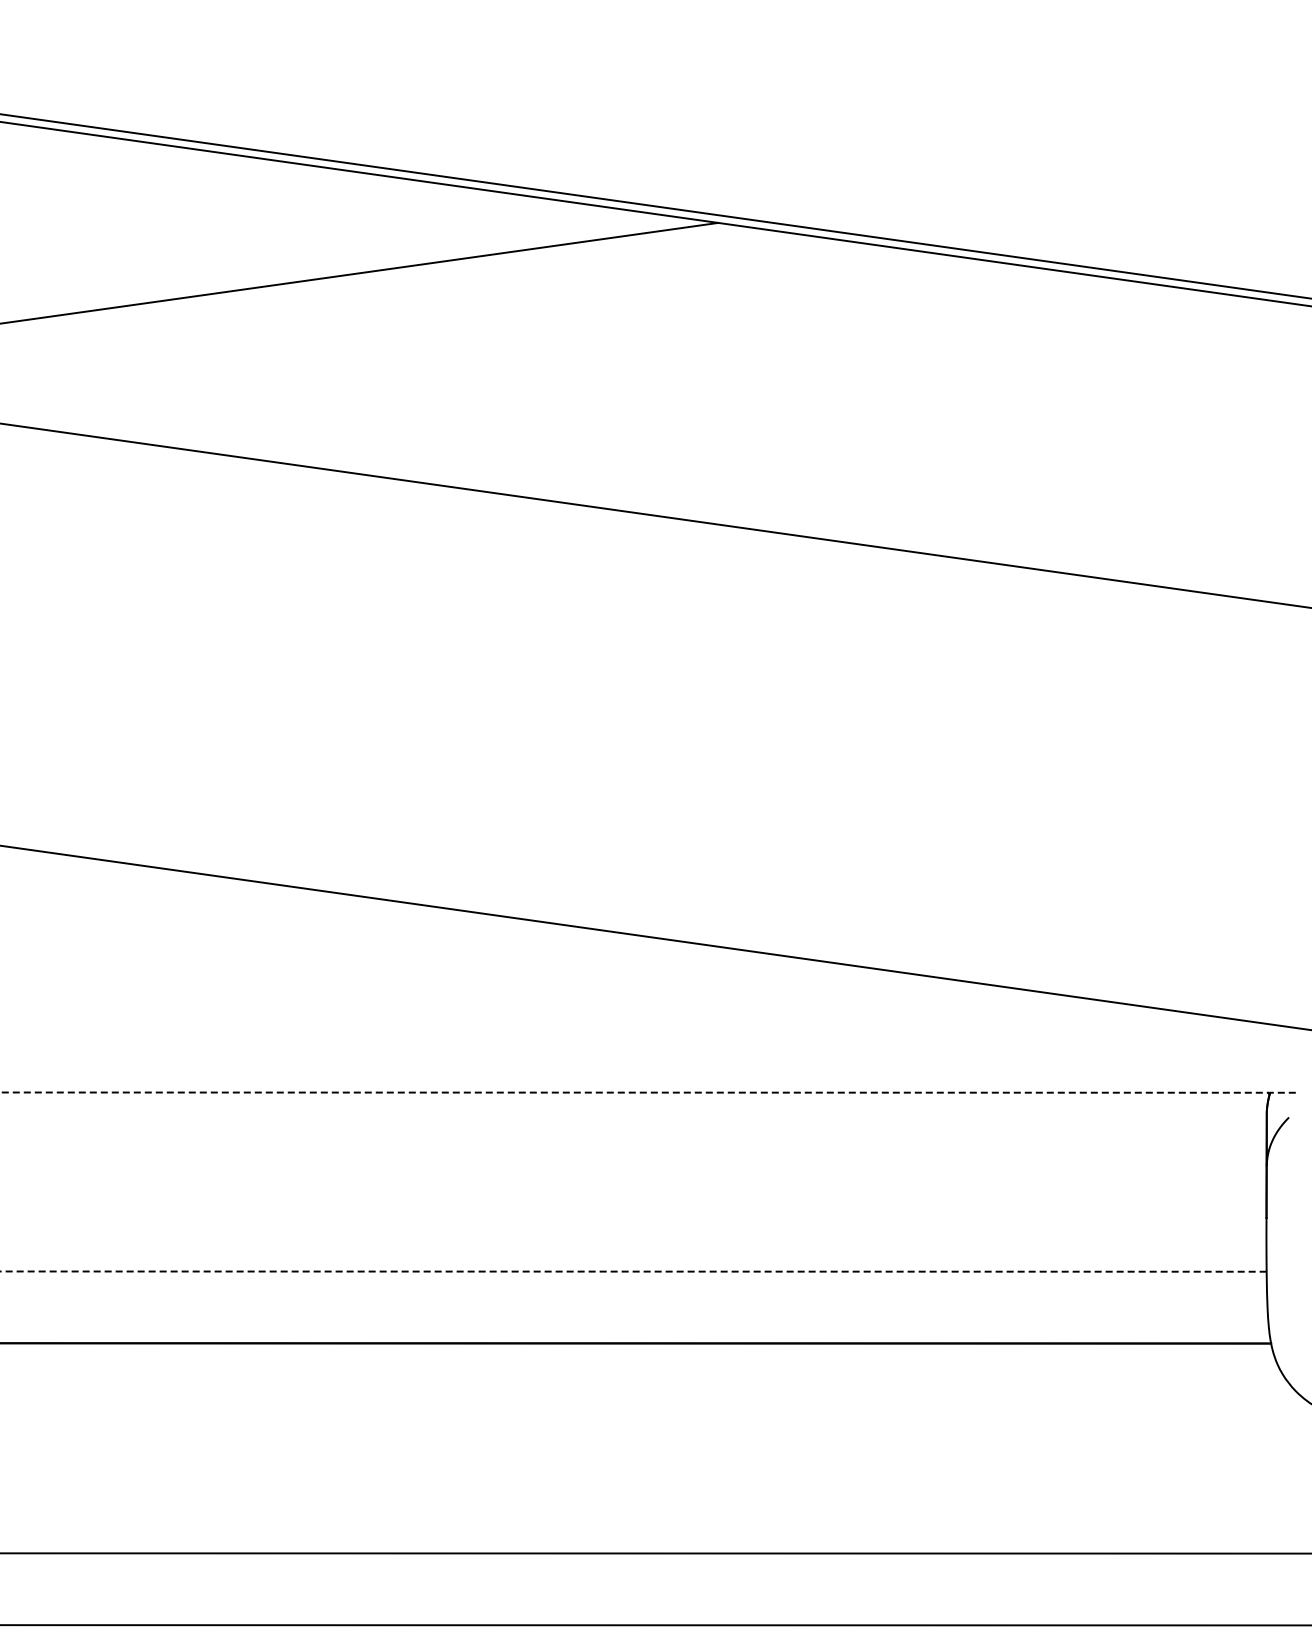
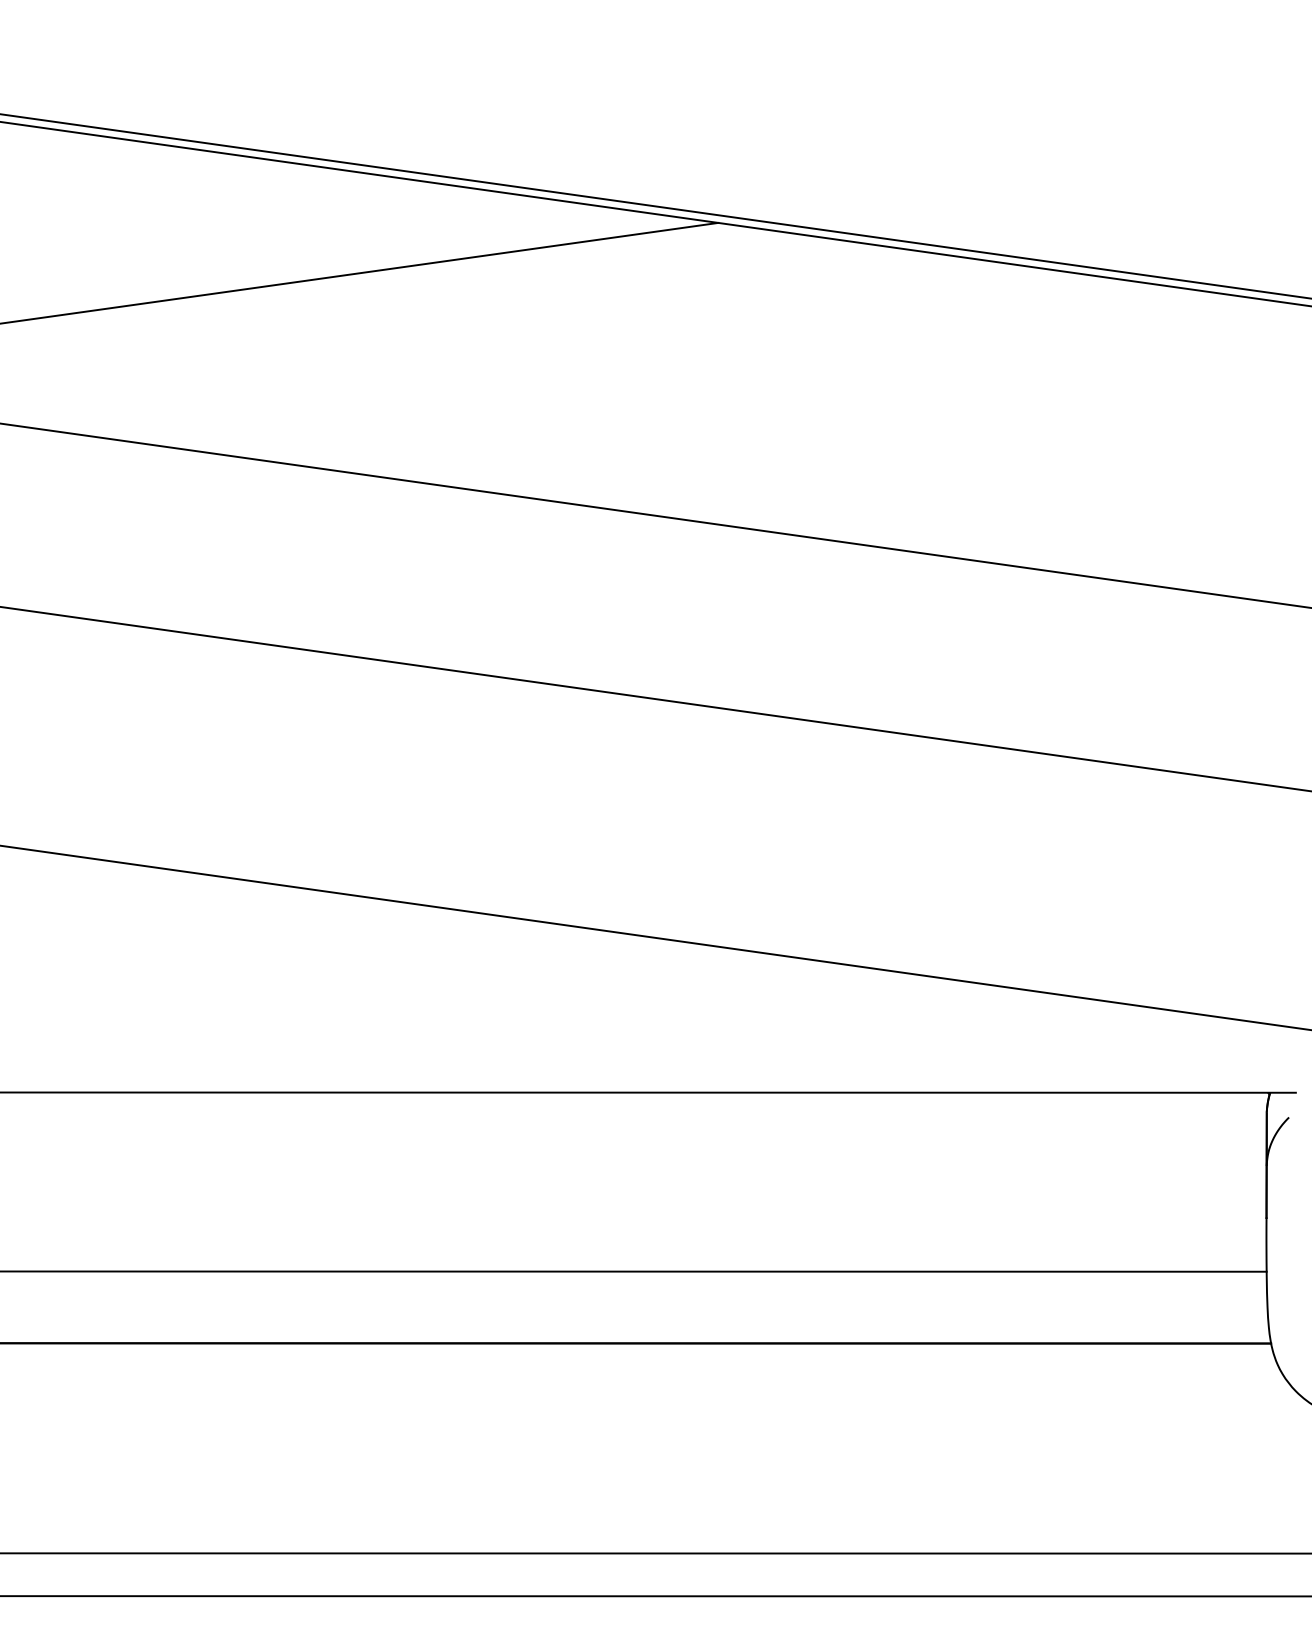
line: none -> present (655, 698)
line: dashed -> solid (648, 1092)
line: dashed -> solid (633, 1271)
line position: (655, 1625) -> (655, 1596) (655, 1596)
